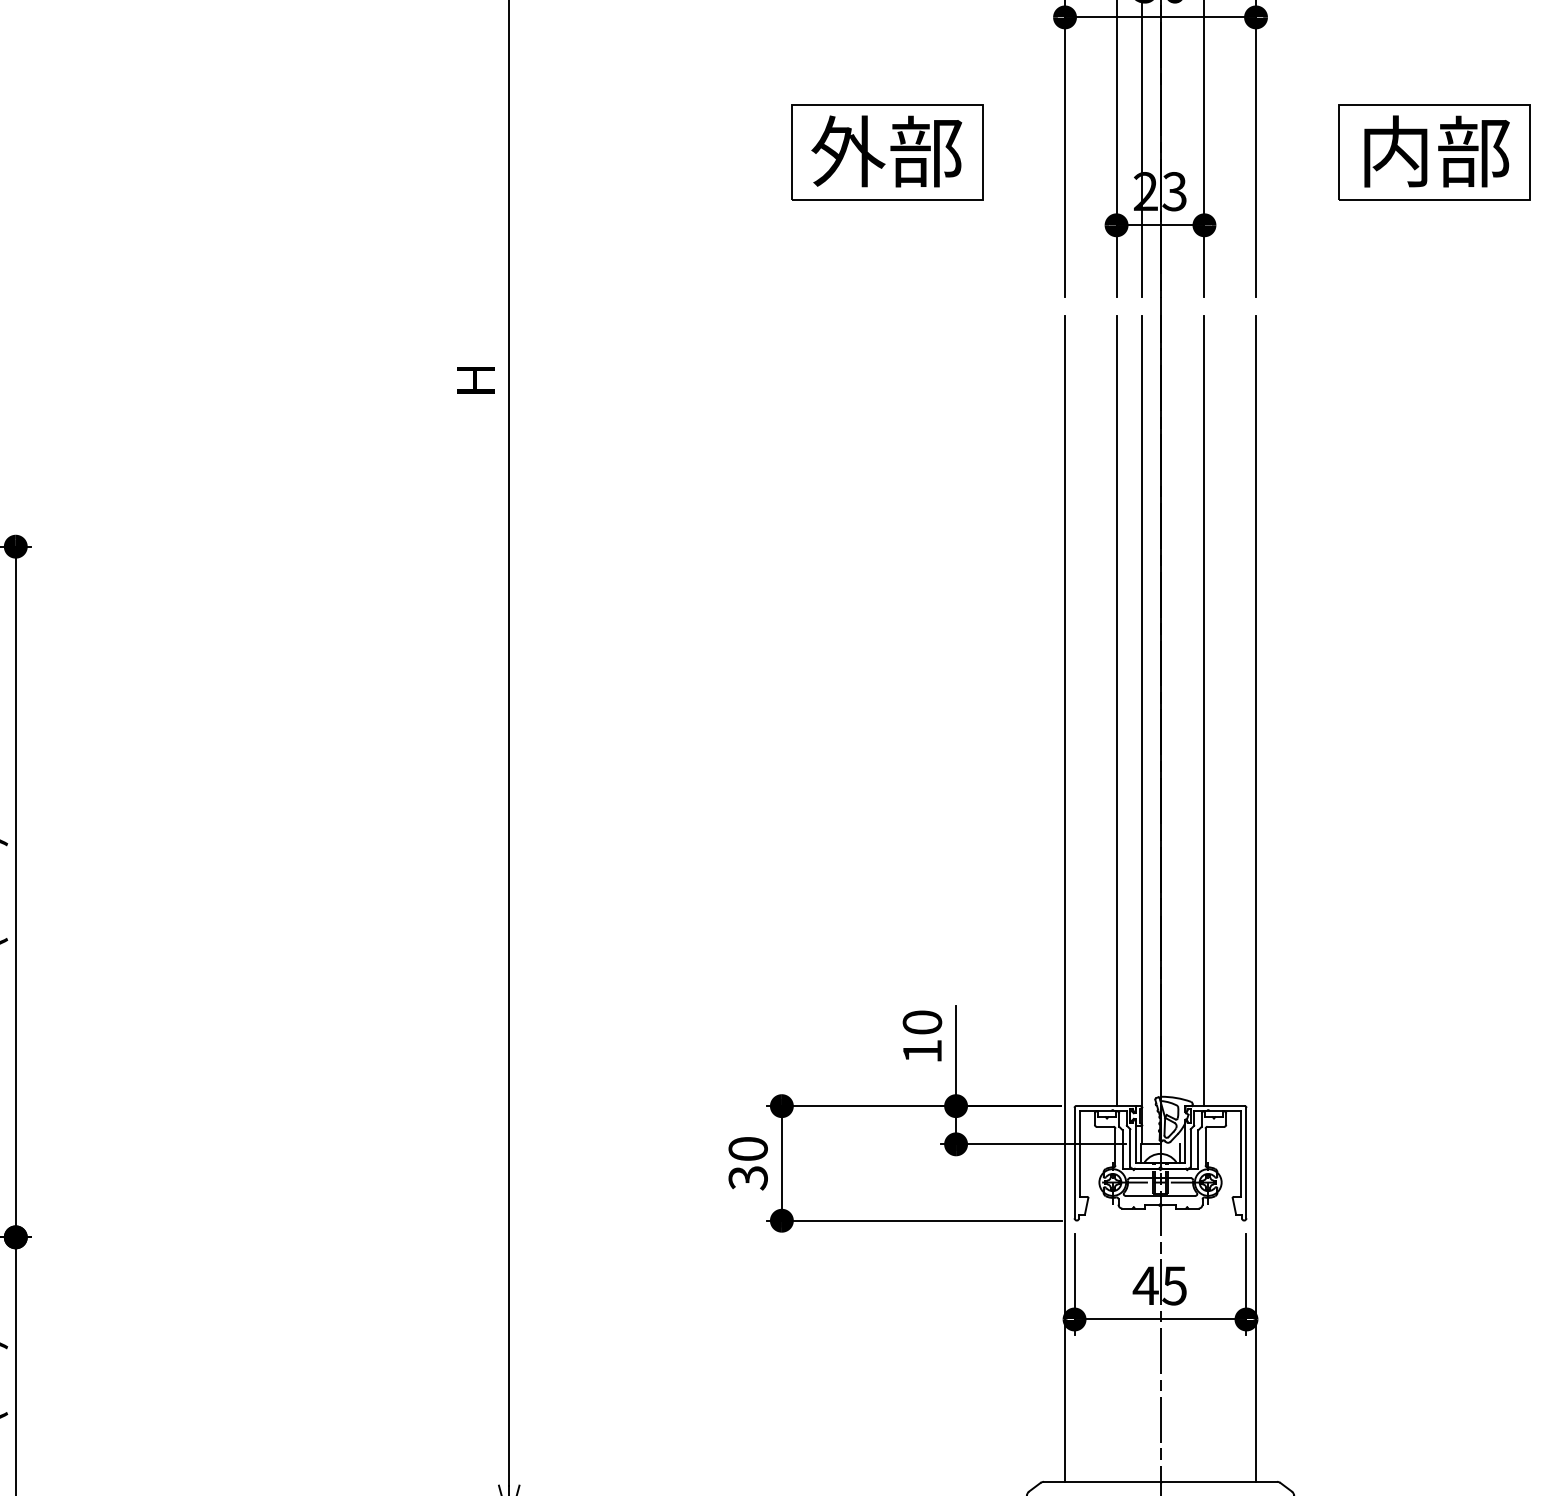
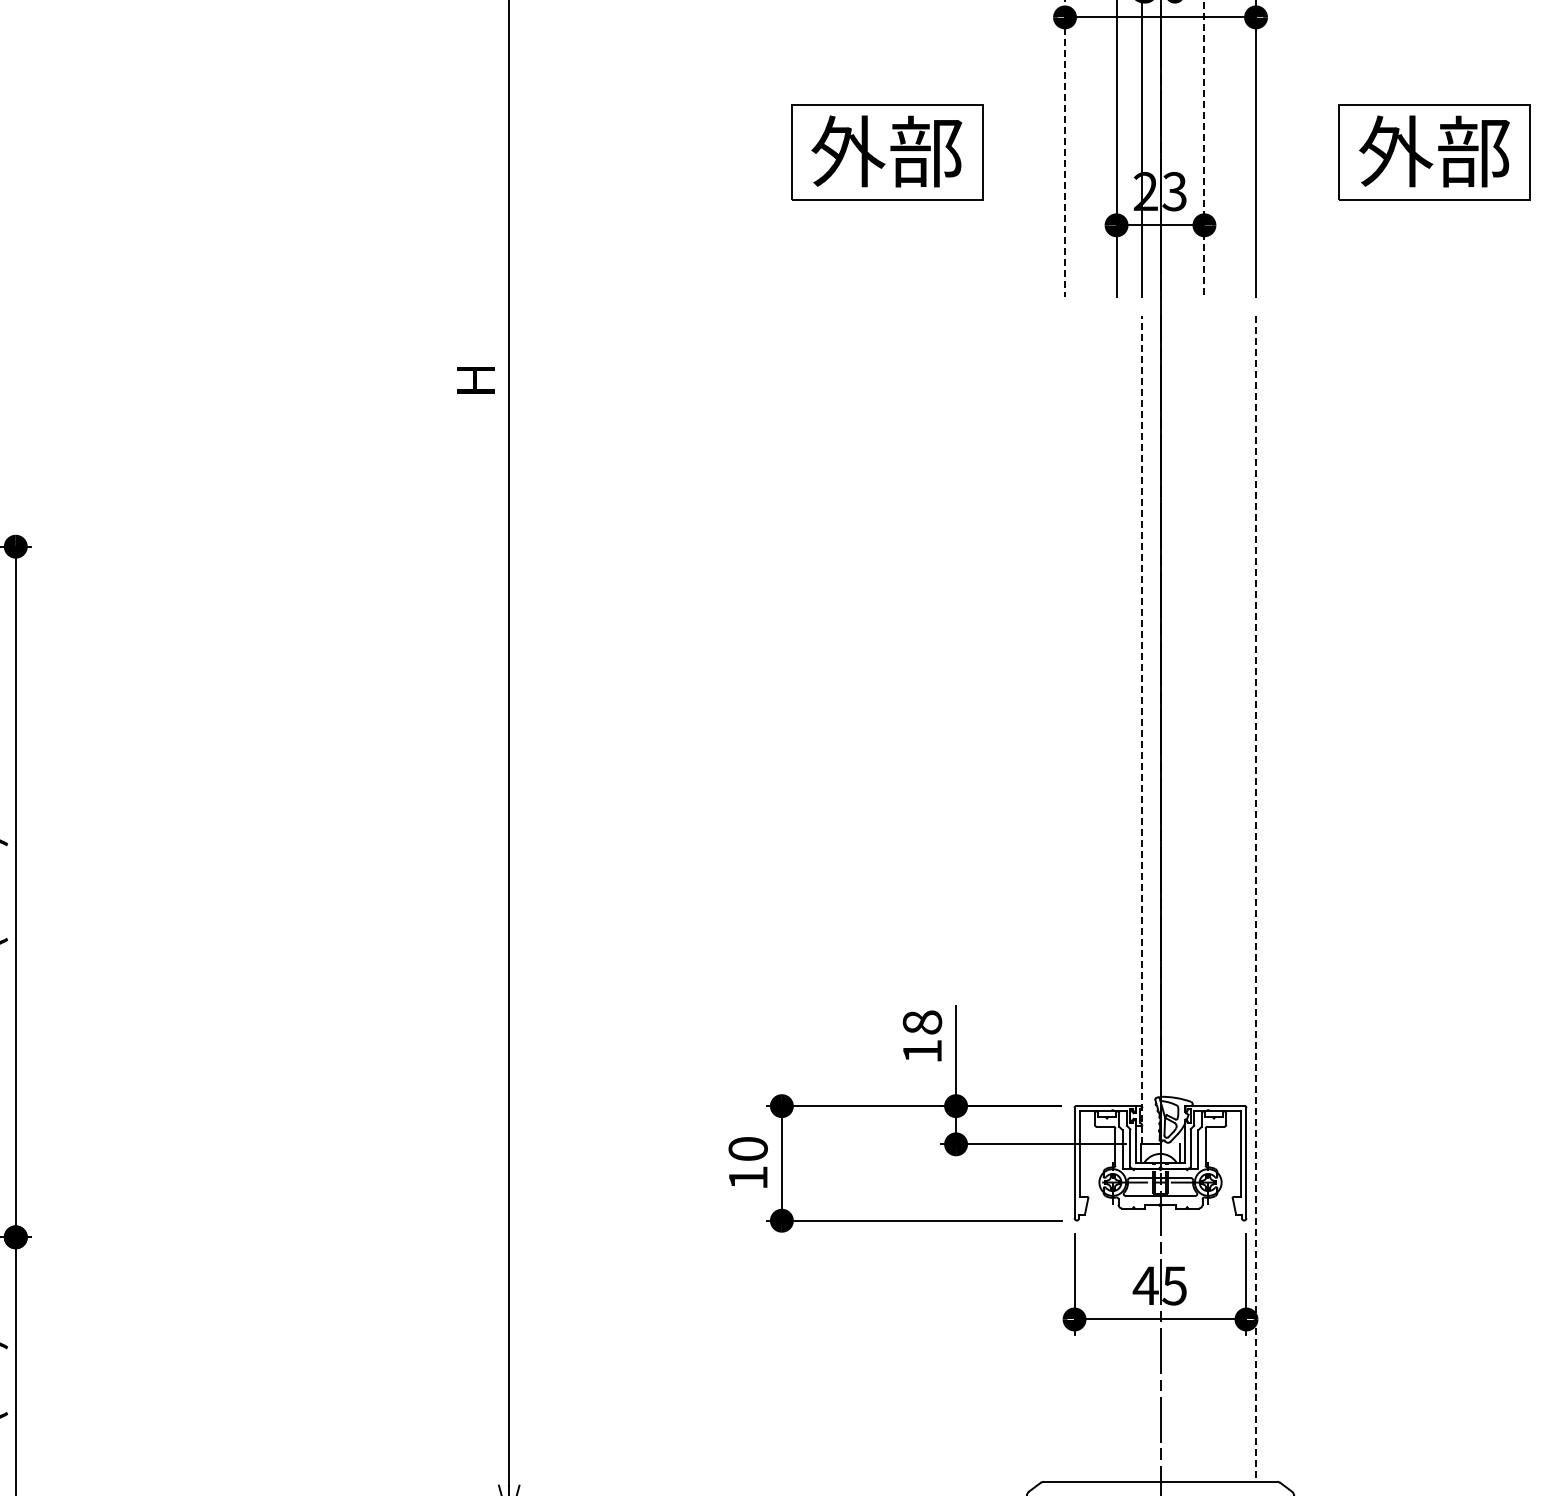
line: solid -> dashed (1065, 149)
line: solid -> dashed (1204, 149)
text: 内部 -> 外部 (1396, 151)
line: present -> none (1116, 711)
line: present -> none (1204, 711)
line: solid -> dashed (1141, 729)
line: present -> none (1065, 898)
line: solid -> dashed (1256, 899)
text: 10 -> 18 (921, 1022)
text: 30 -> 10 (747, 1178)
